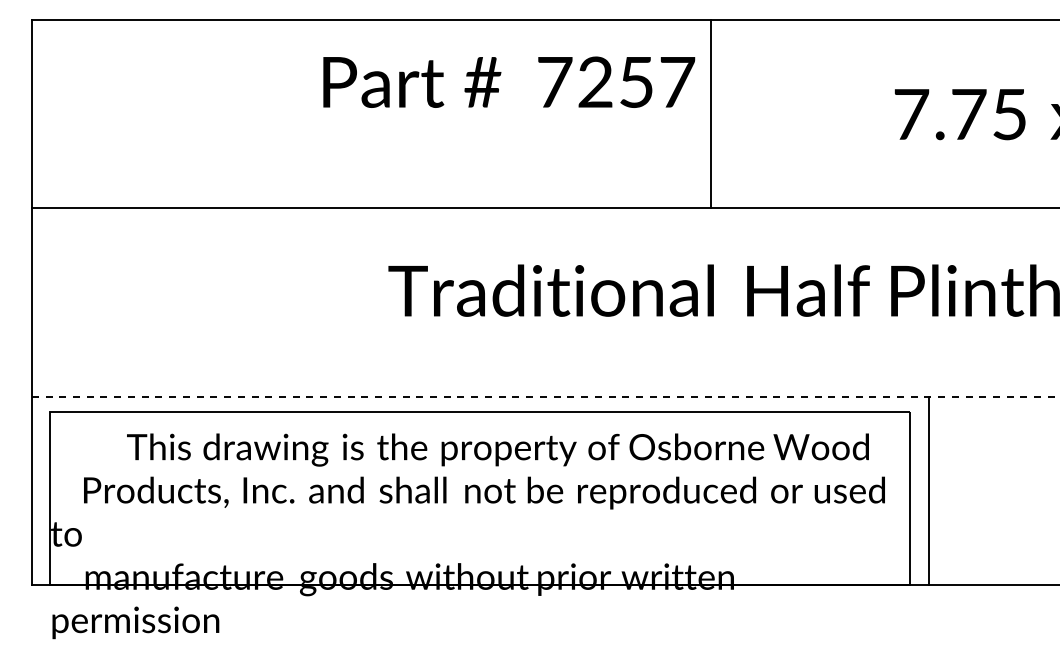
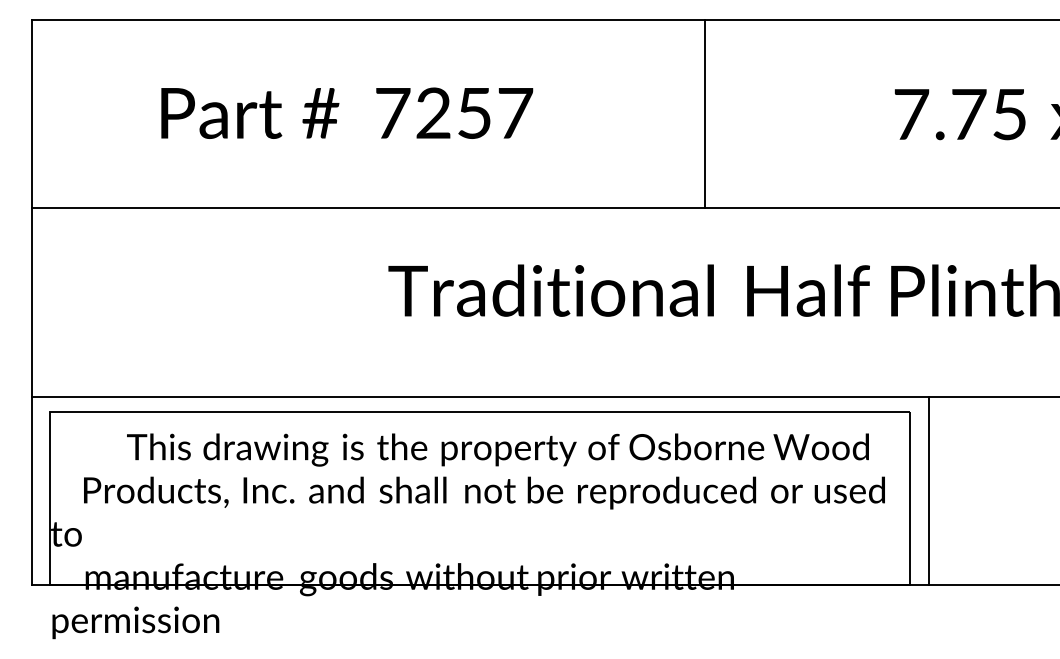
text position: (509, 81) -> (347, 112) (347, 112)
line position: (710, 113) -> (704, 113) (704, 113)
line: dashed -> solid (545, 396)
